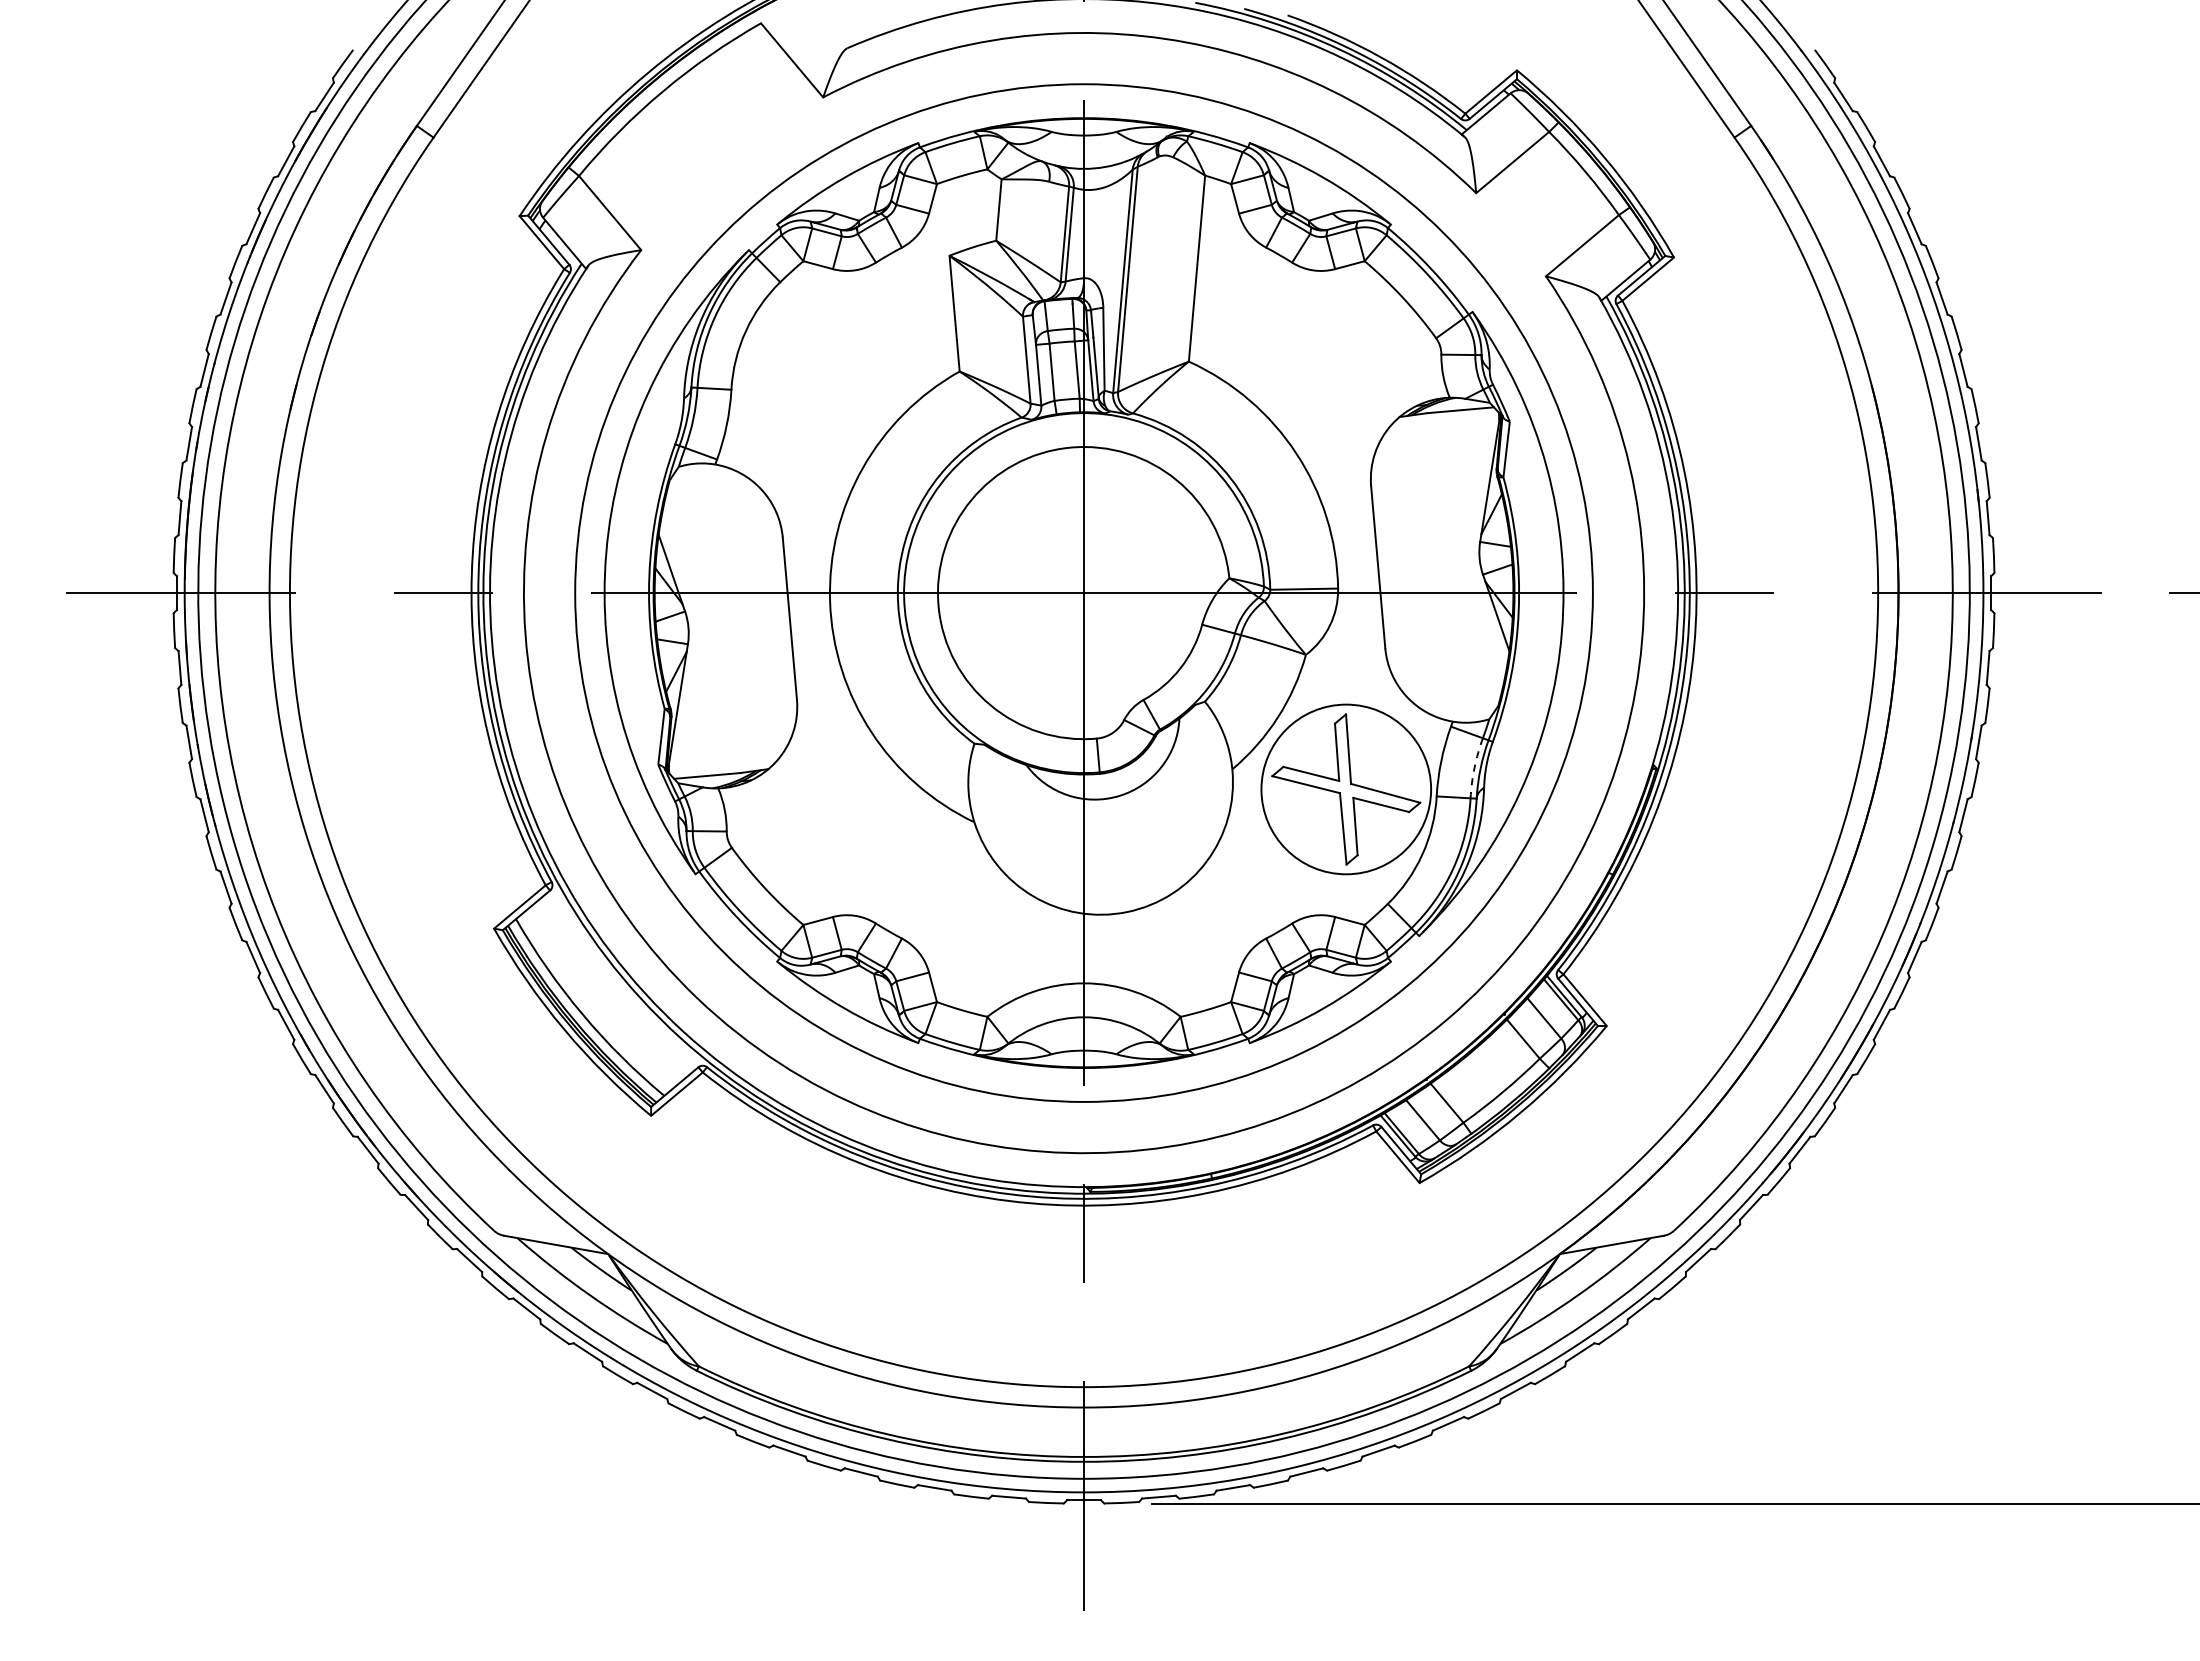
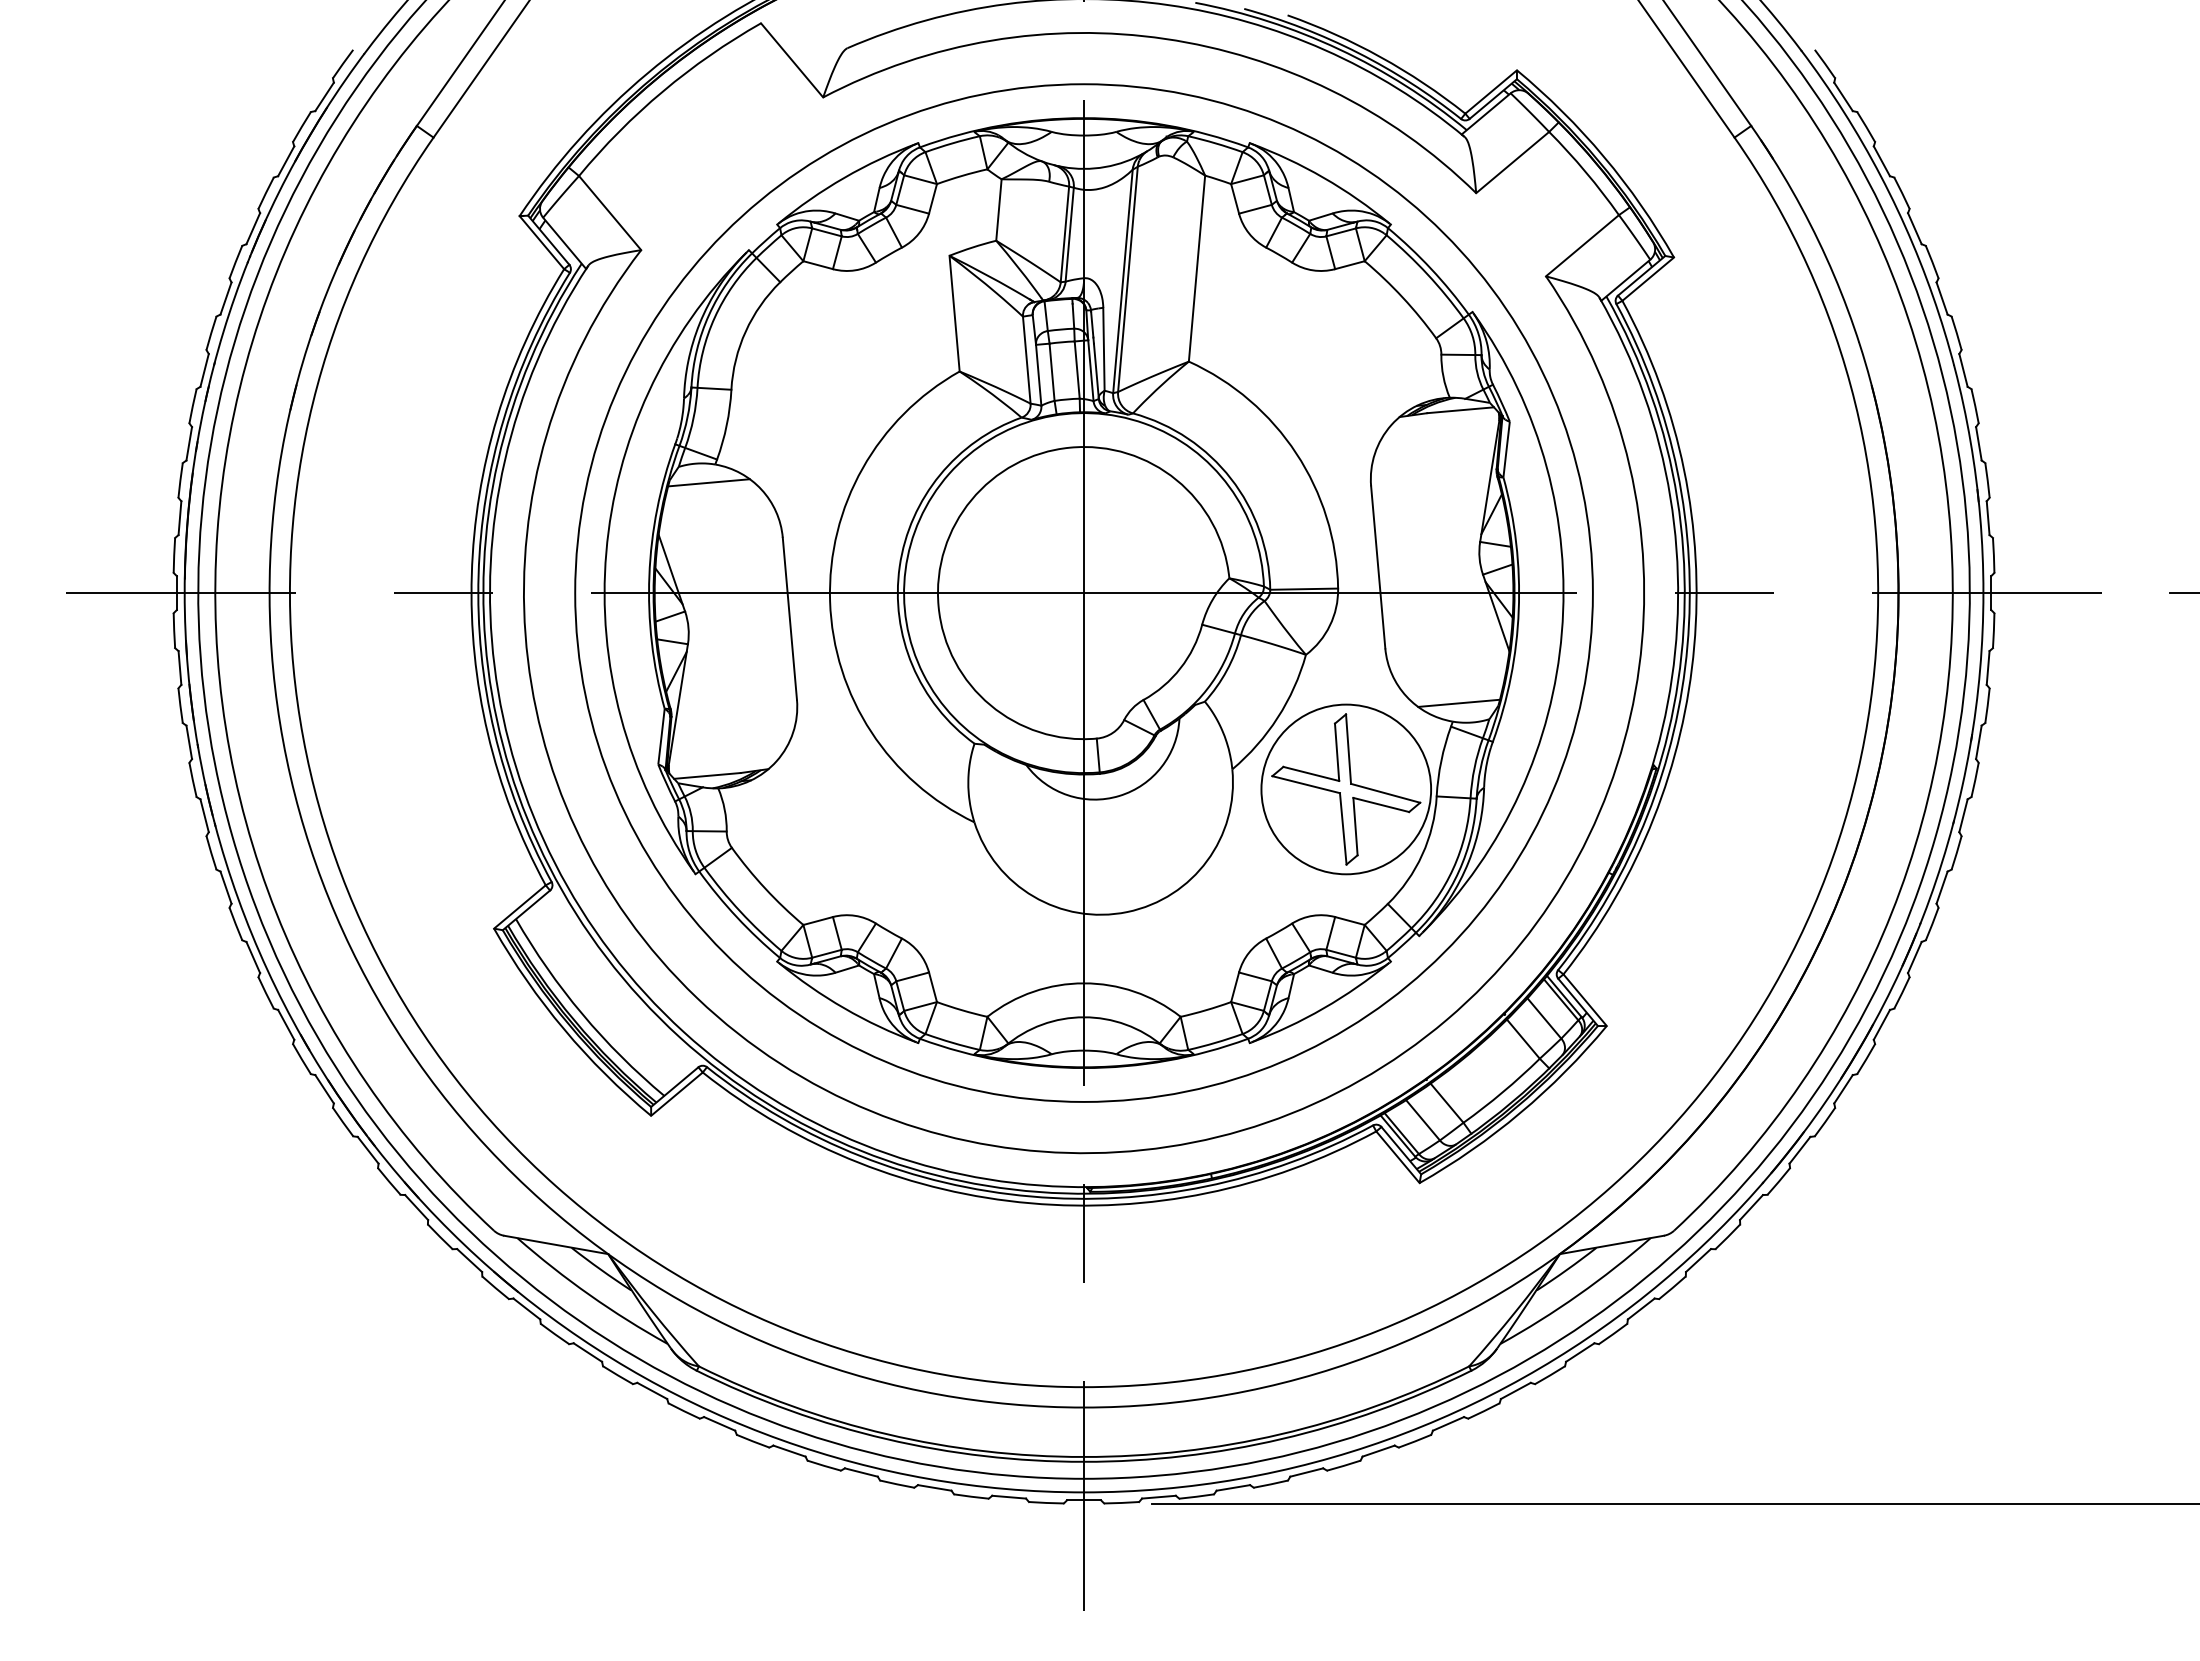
line: none -> present (708, 482)
line: none -> present (1458, 702)
arc: dashed -> solid (1474, 767)
